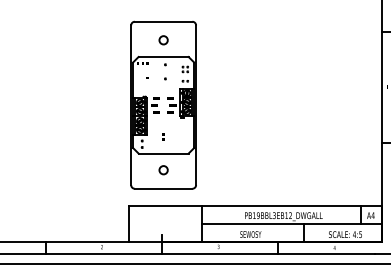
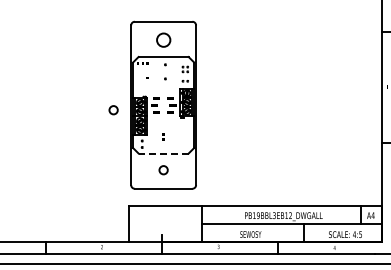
circle size: 11x11 px -> 16x16 px (163, 39)
circle: none -> present (113, 110)
line: solid -> dashed (163, 153)
